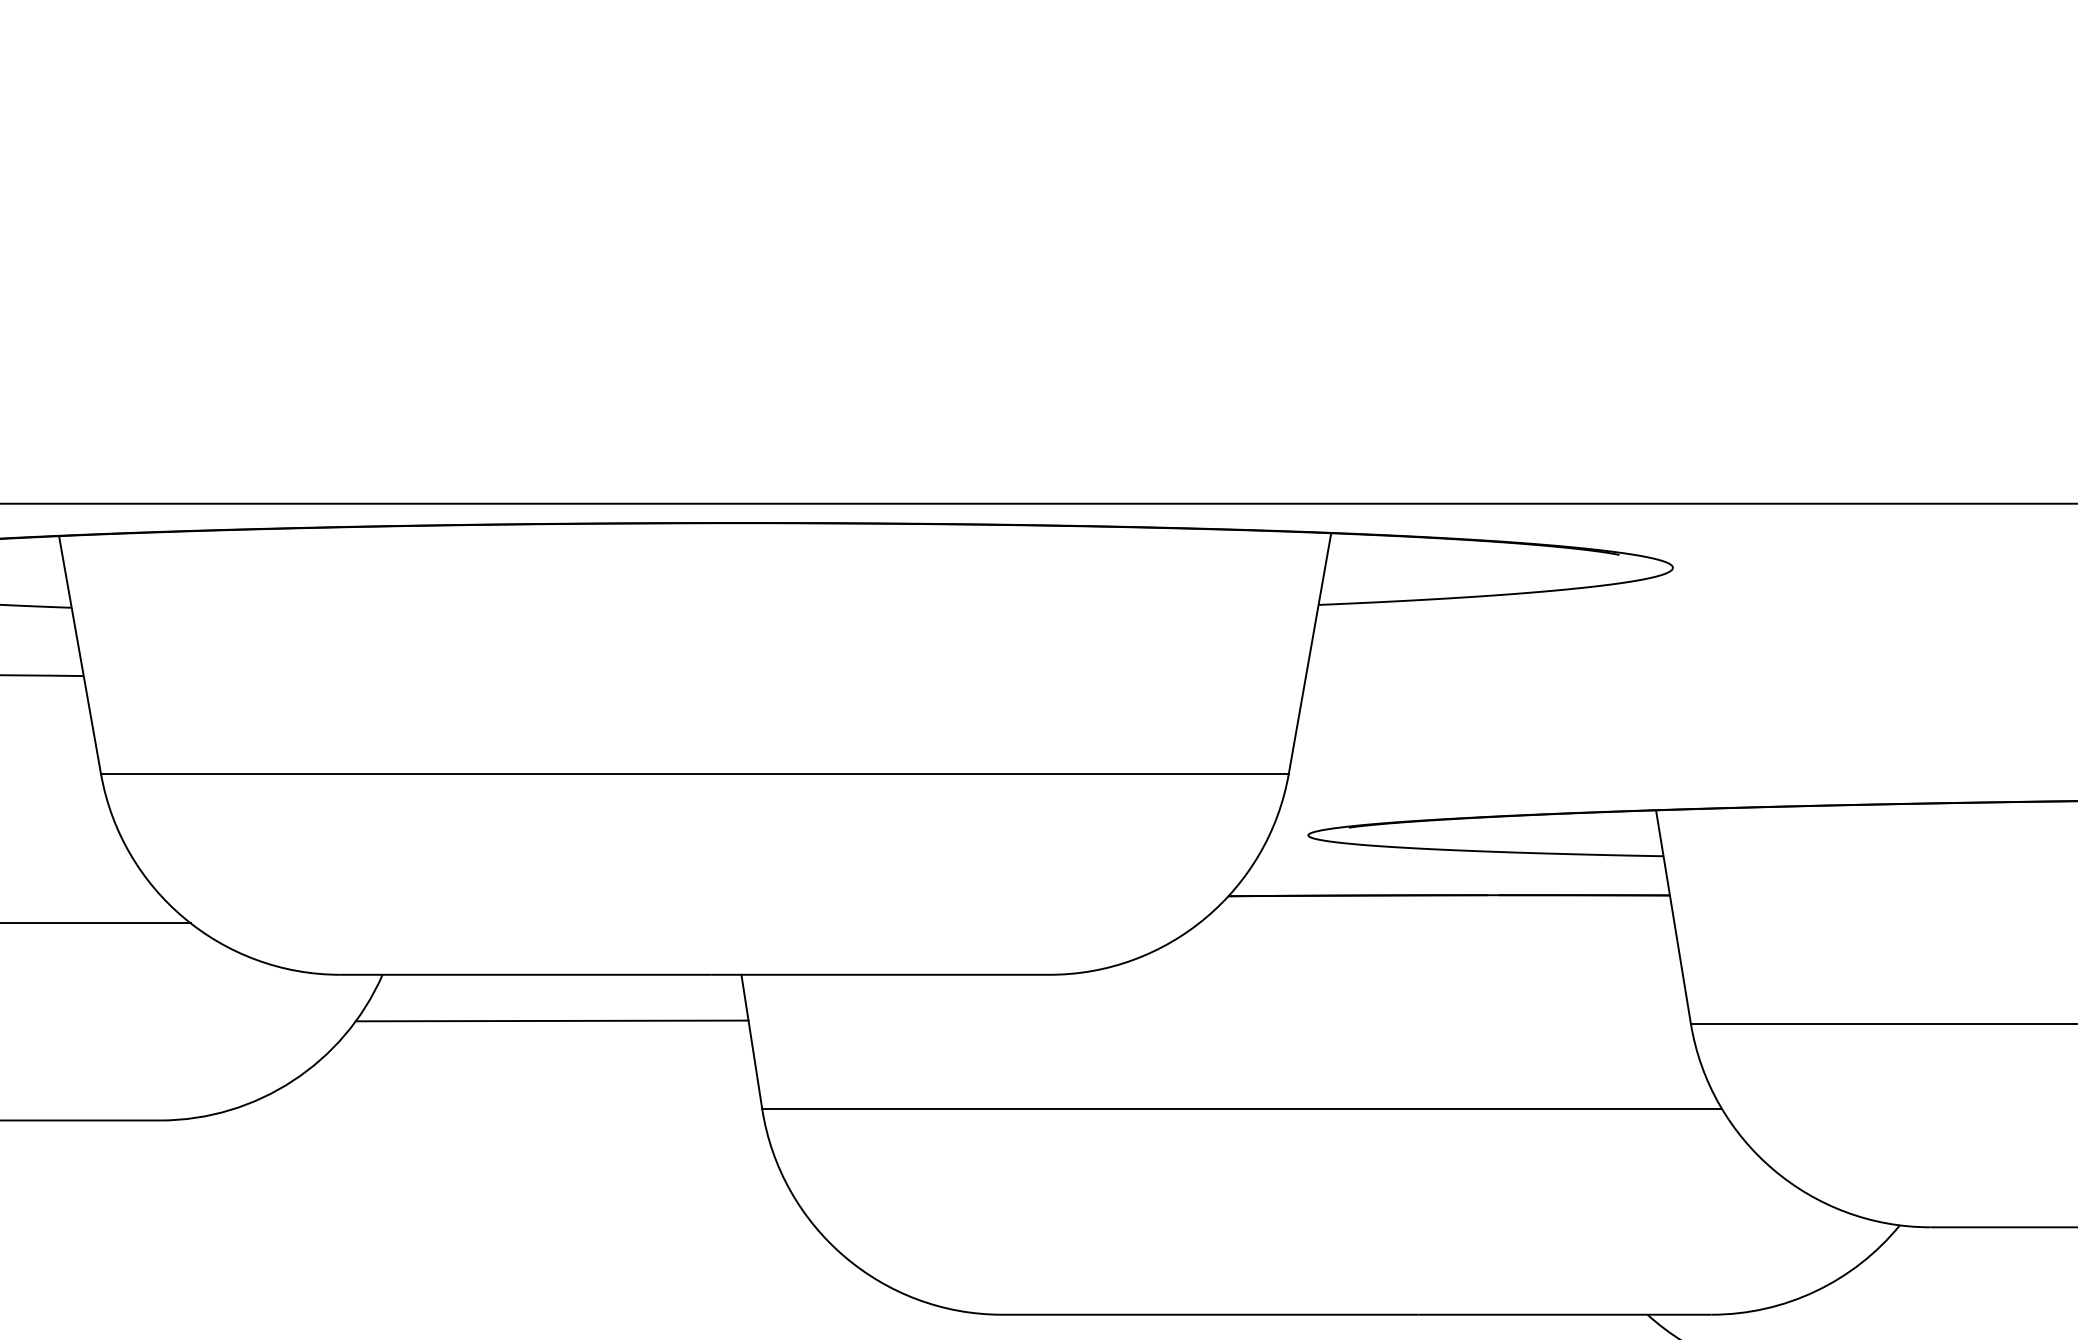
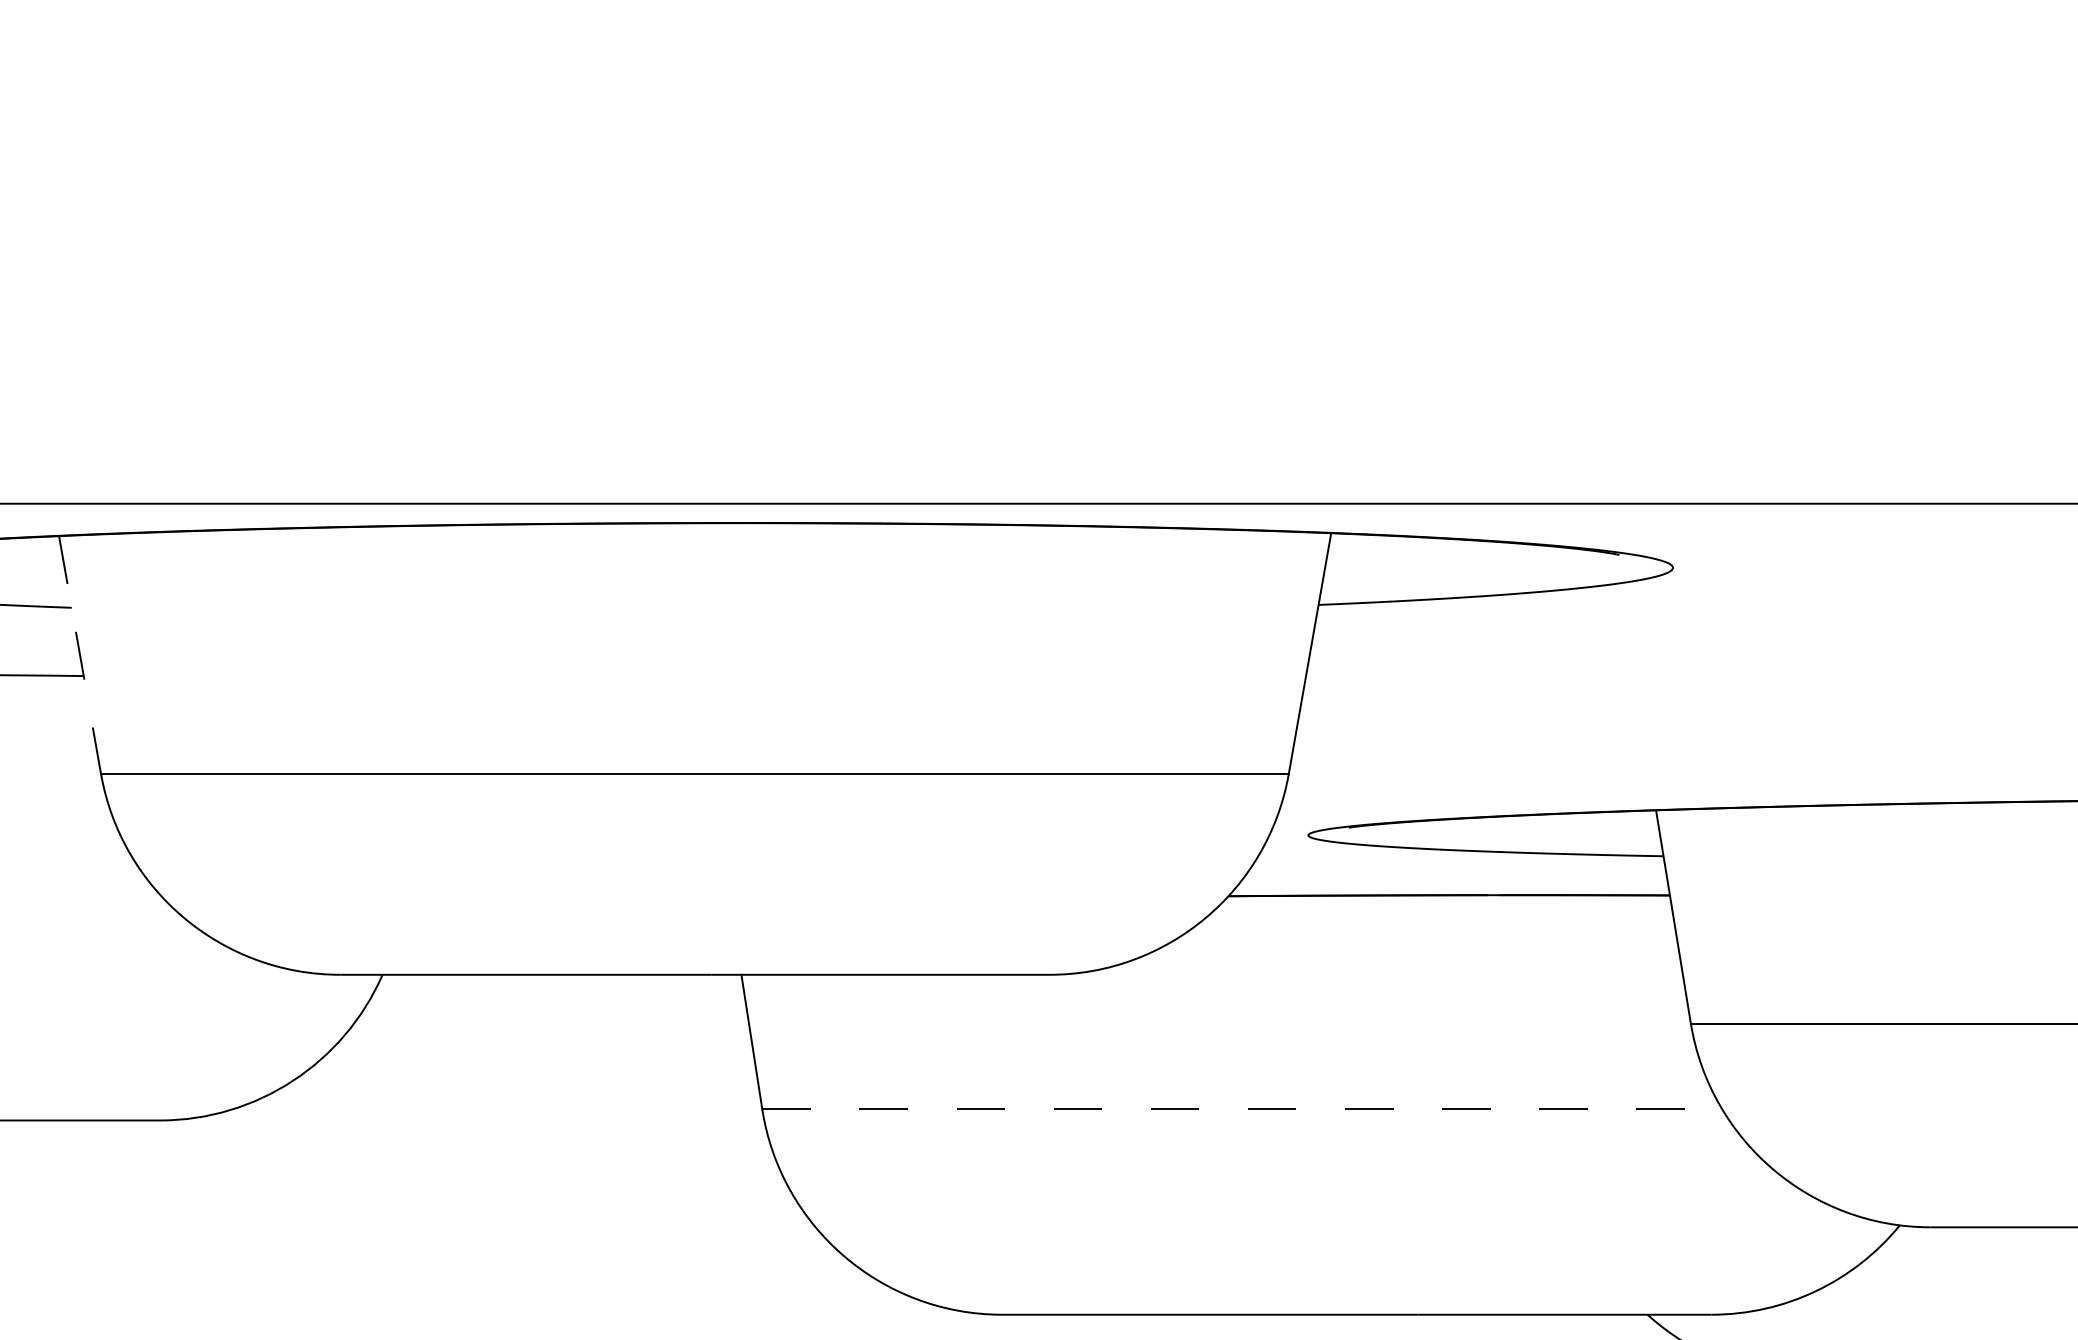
line: solid -> dashed (80, 655)
line: present -> none (96, 923)
line: present -> none (551, 1020)
line: solid -> dashed (1242, 1109)
